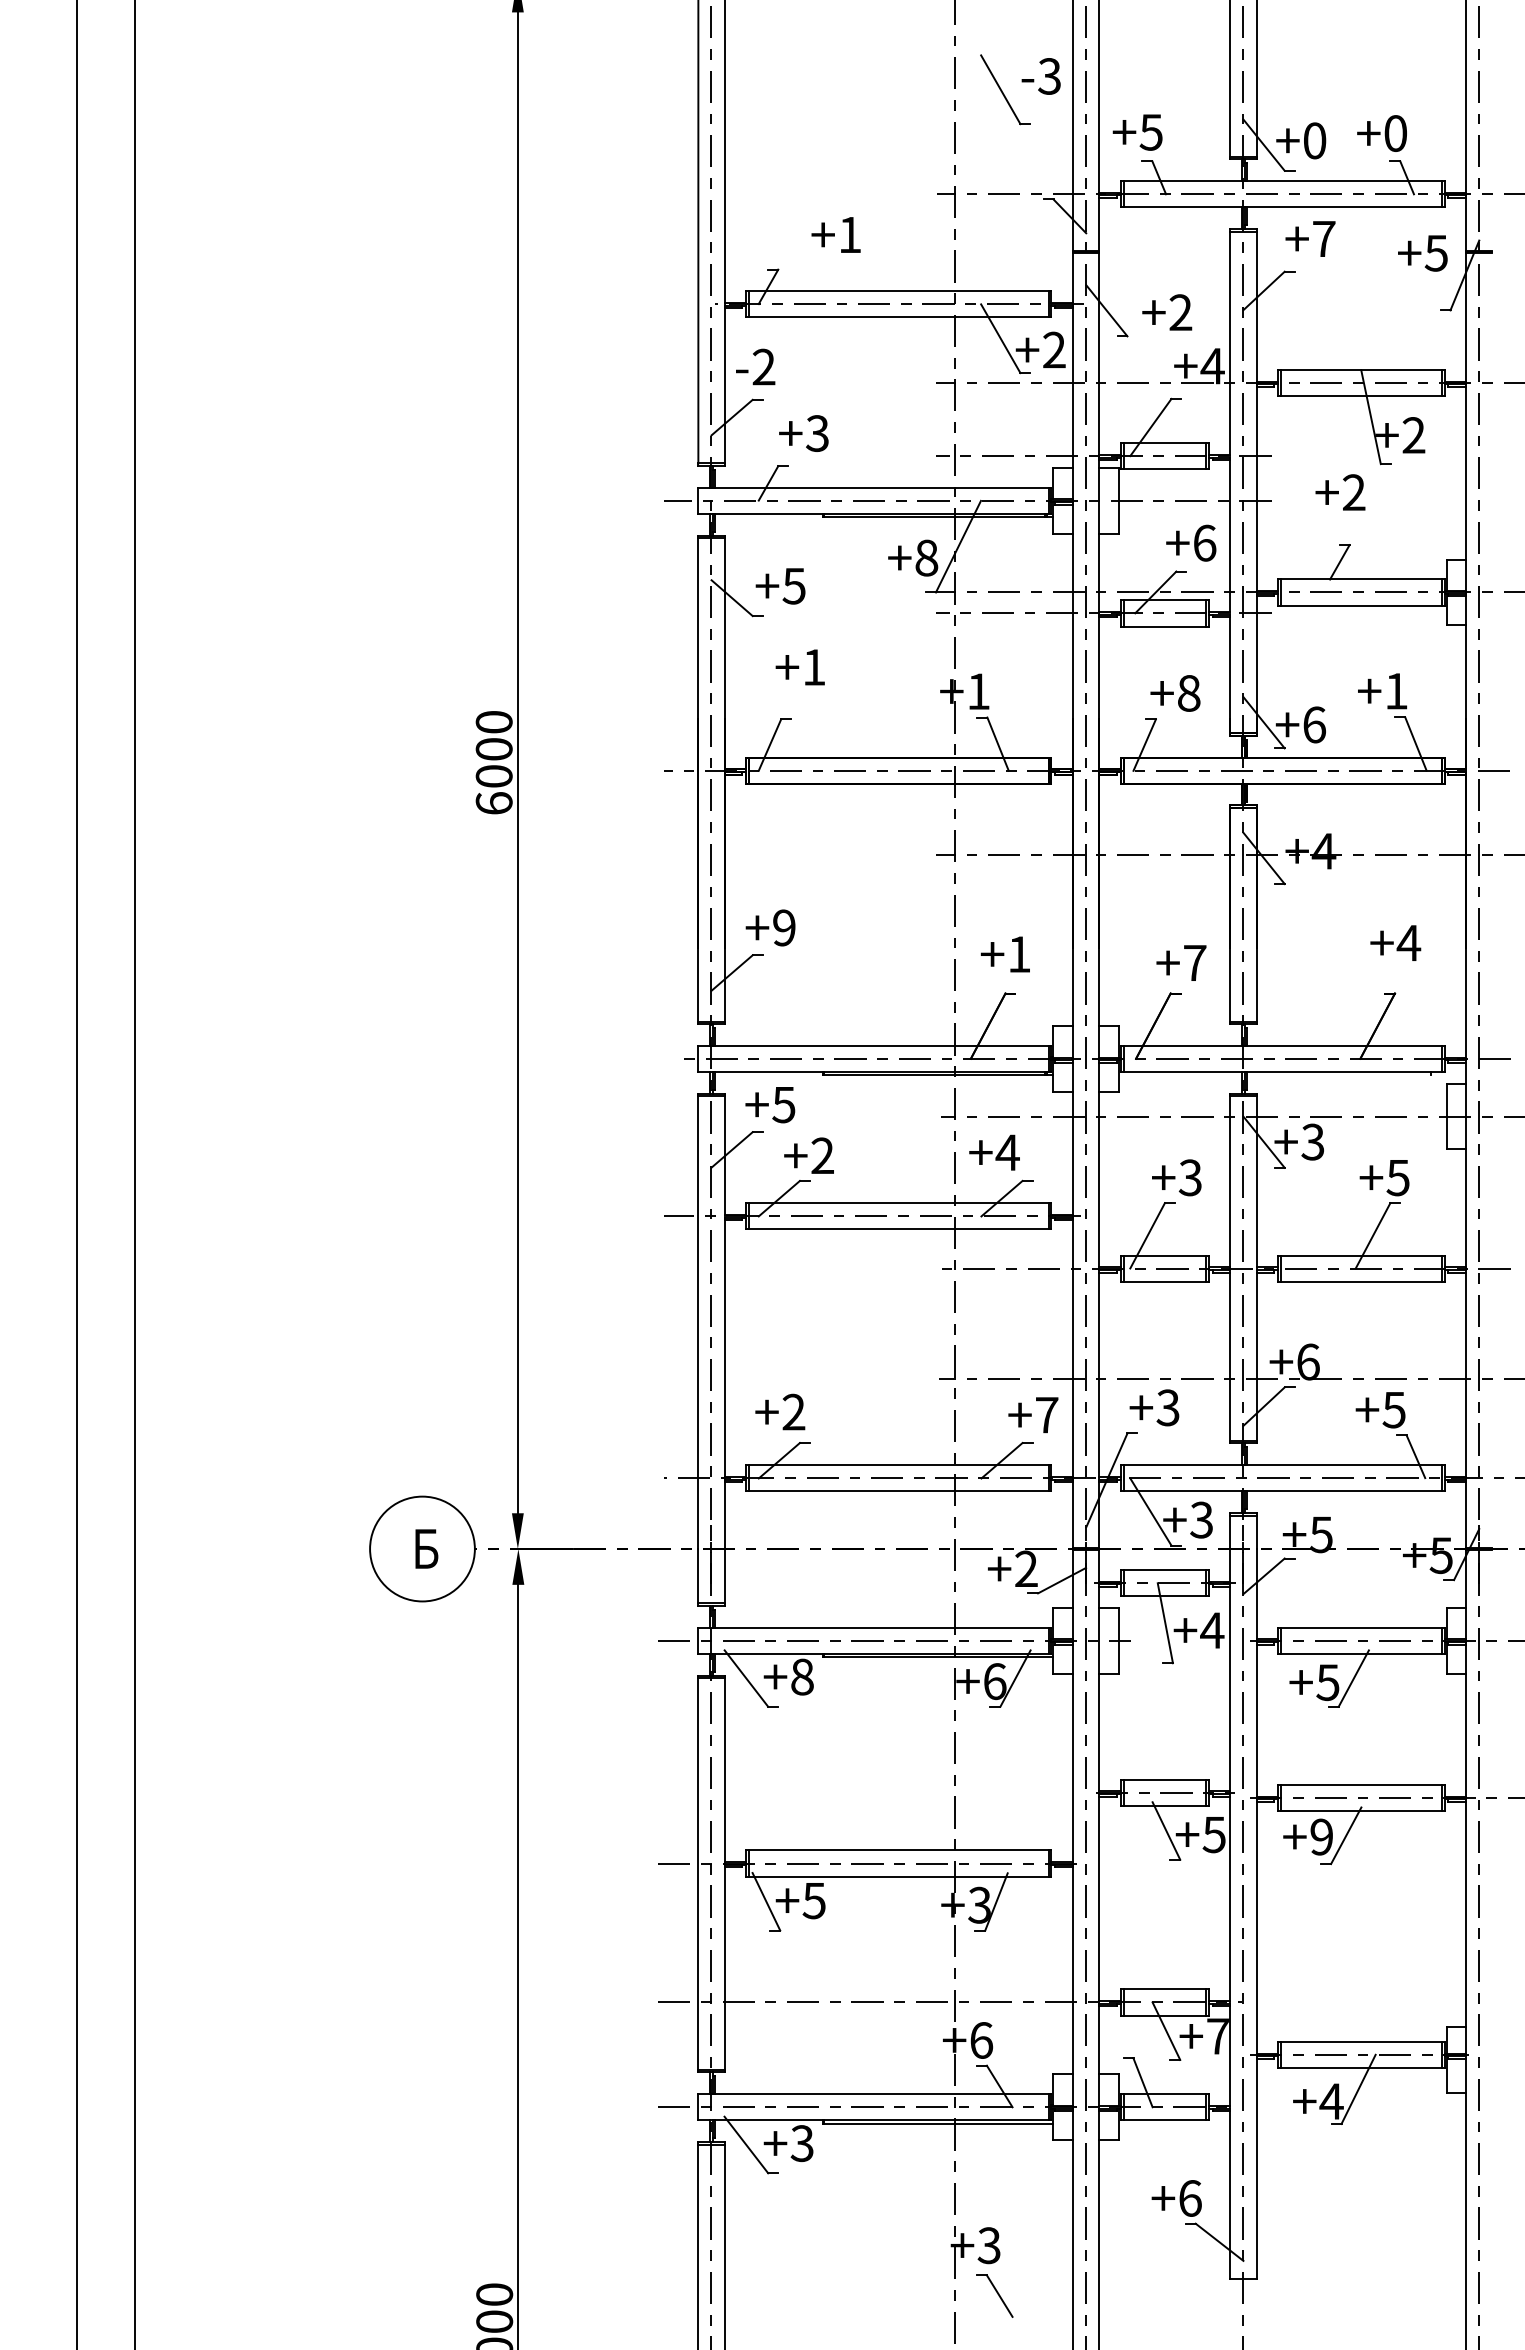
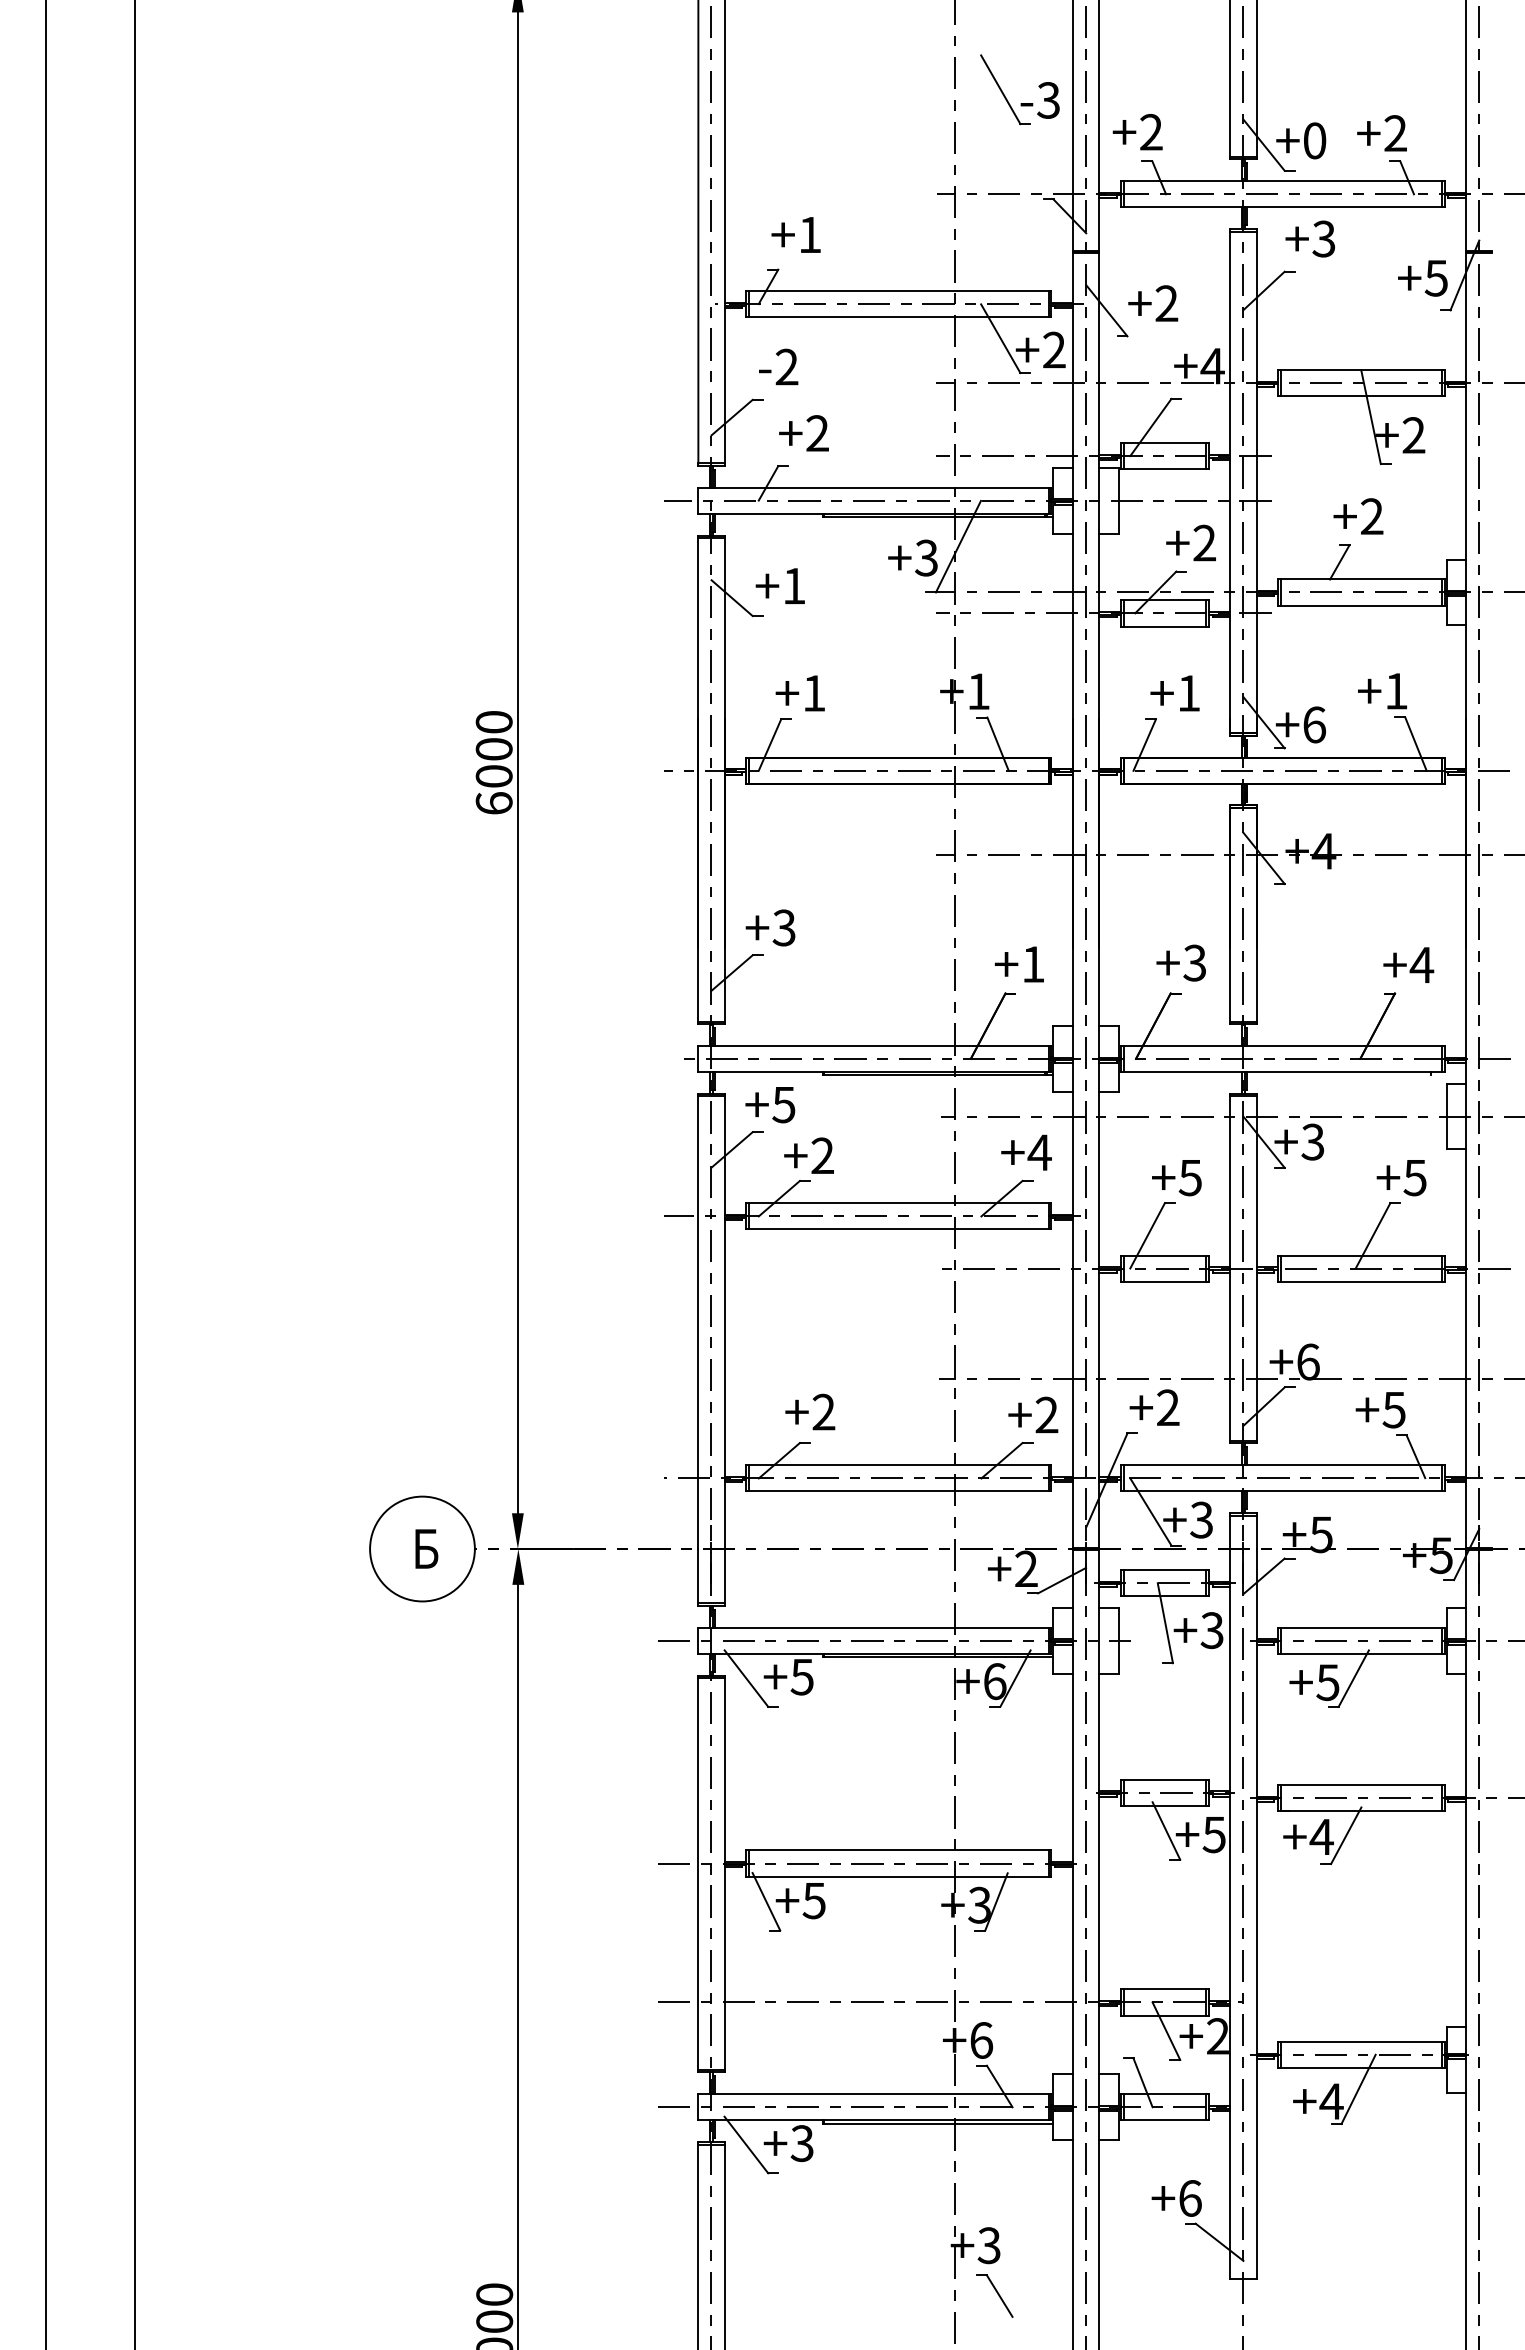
text position: (1040, 76) -> (1039, 100) (1039, 100)
text: +5 -> +2 (1150, 131)
text: +0 -> +2 (1395, 133)
text position: (835, 234) -> (795, 234) (795, 234)
text: +7 -> +3 (1323, 238)
text position: (1422, 253) -> (1422, 278) (1422, 278)
text position: (1167, 312) -> (1153, 303) (1153, 303)
text position: (755, 366) -> (778, 366) (778, 366)
text: +3 -> +2 (817, 433)
text position: (1340, 492) -> (1358, 516) (1358, 516)
text: +6 -> +2 (1204, 542)
text: +8 -> +3 (926, 557)
text: +5 -> +1 (793, 586)
text position: (799, 667) -> (799, 693) (799, 693)
text: +8 -> +1 (1189, 693)
text: +9 -> +3 (783, 927)
text position: (1395, 942) -> (1408, 964) (1408, 964)
text position: (1004, 954) -> (1018, 964) (1018, 964)
text: +7 -> +3 (1194, 962)
text position: (994, 1152) -> (1026, 1152) (1026, 1152)
line position: (76, 1174) -> (45, 1174) (45, 1174)
text: +3 -> +5 (1190, 1177)
text position: (1384, 1178) -> (1401, 1178) (1401, 1178)
text: +3 -> +2 (1167, 1407)
text position: (780, 1411) -> (810, 1411) (810, 1411)
text: +7 -> +2 (1046, 1414)
text: +4 -> +3 (1212, 1630)
text: +8 -> +5 (801, 1676)
text: +9 -> +4 (1321, 1836)
text: +7 -> +2 (1217, 2036)
